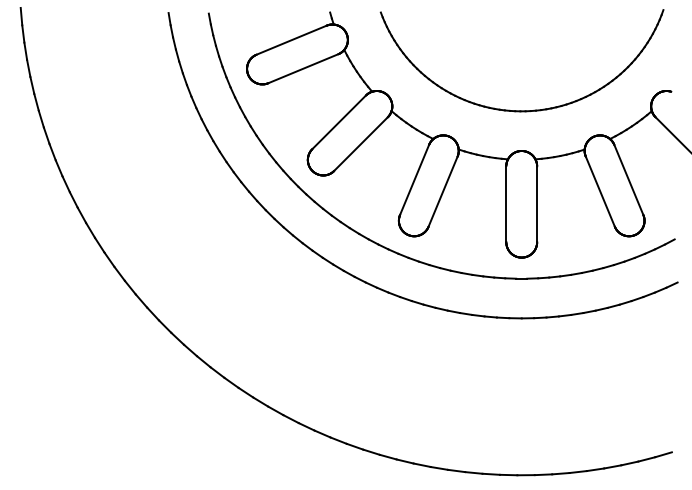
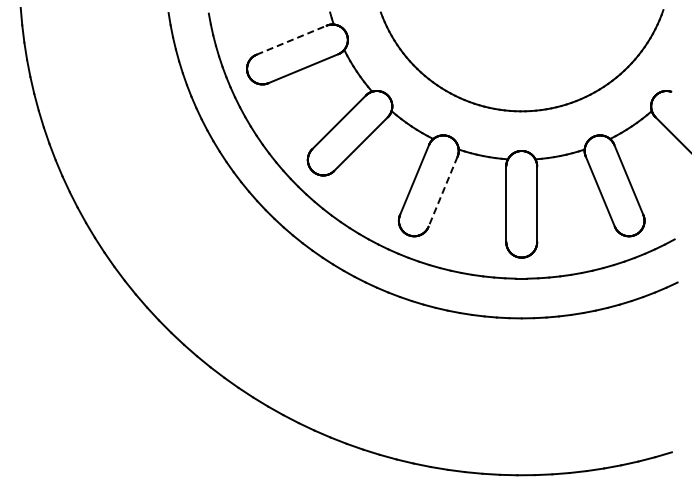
line: solid -> dashed (291, 40)
line: solid -> dashed (443, 191)
